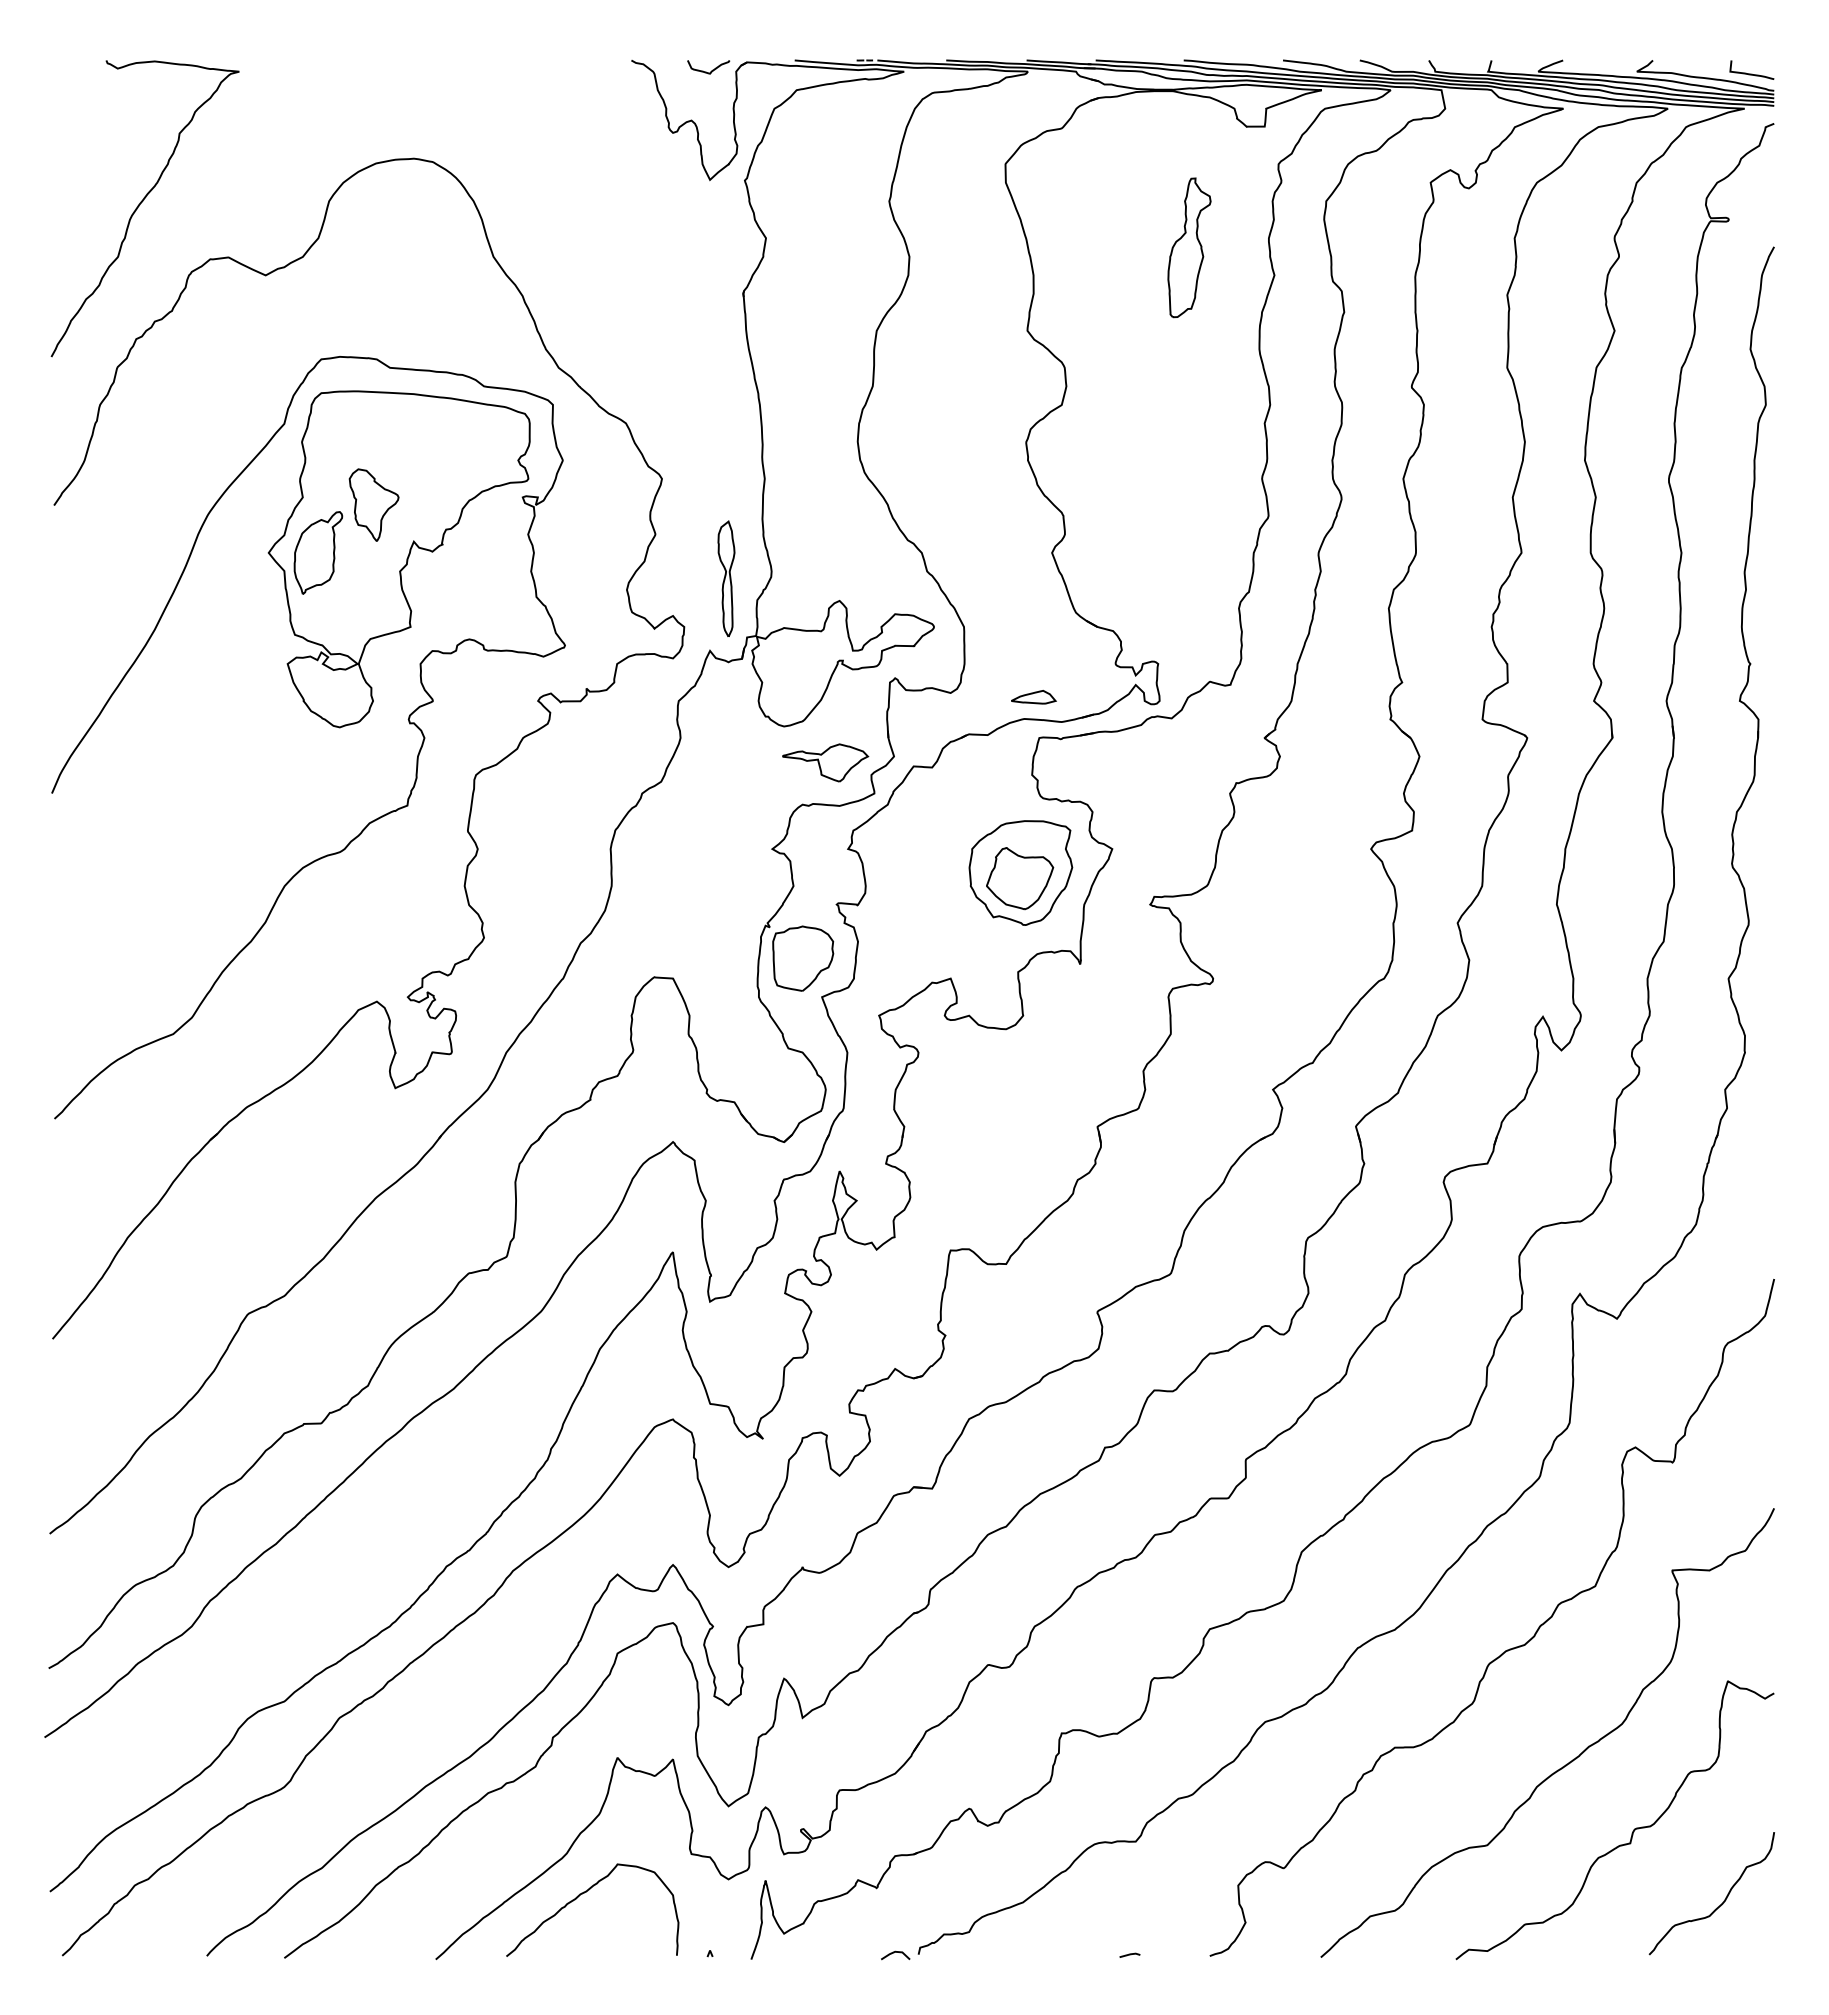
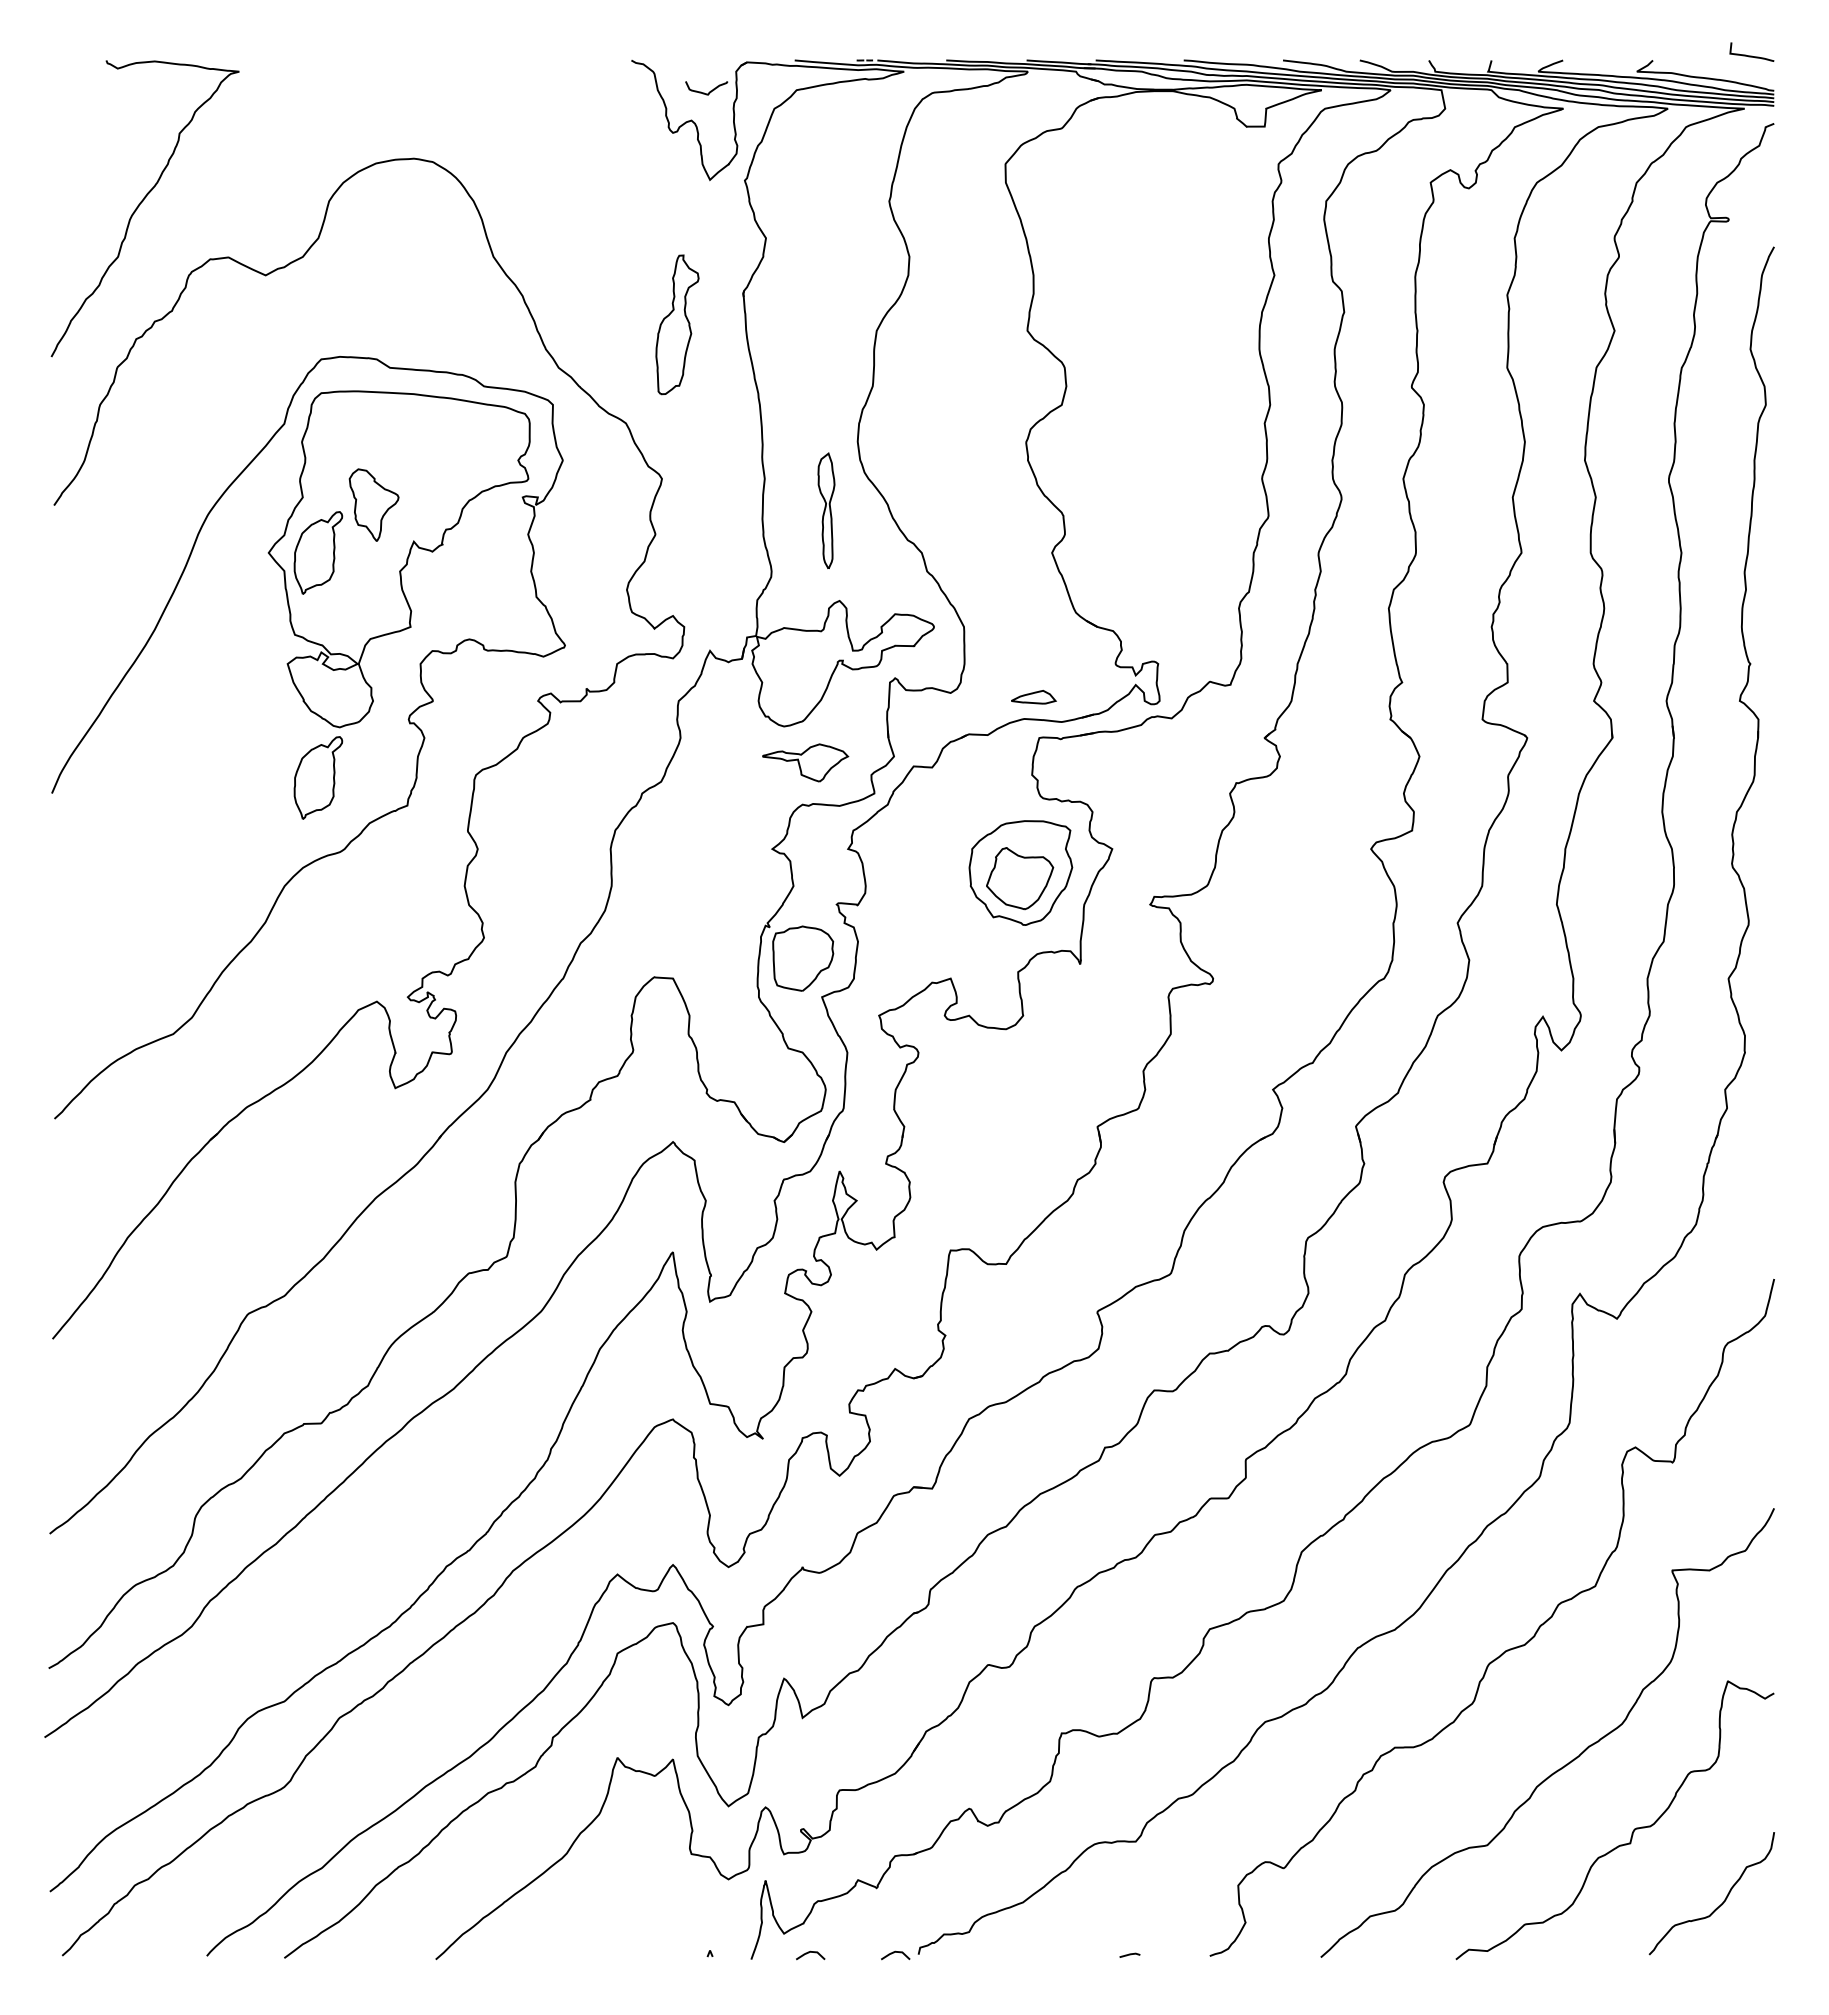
curve position: (711, 70) -> (709, 91) (709, 91)
curve position: (1751, 73) -> (1751, 55) (1751, 55)
part position: (1189, 247) -> (677, 324) (677, 324)
part position: (726, 578) -> (826, 510) (826, 510)
part position: (825, 762) -> (805, 762) (805, 762)
part: none -> present (318, 777)
curve: present -> none (584, 1893)
line: none -> present (809, 1953)
